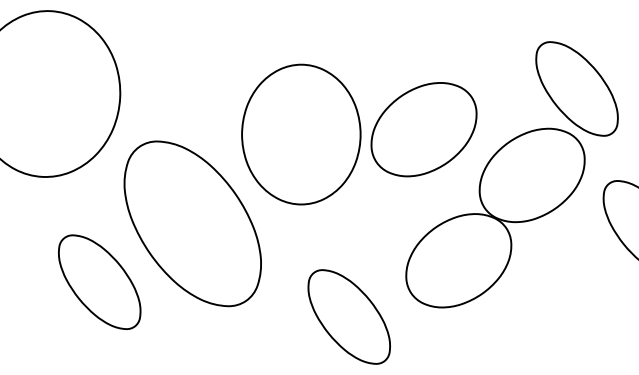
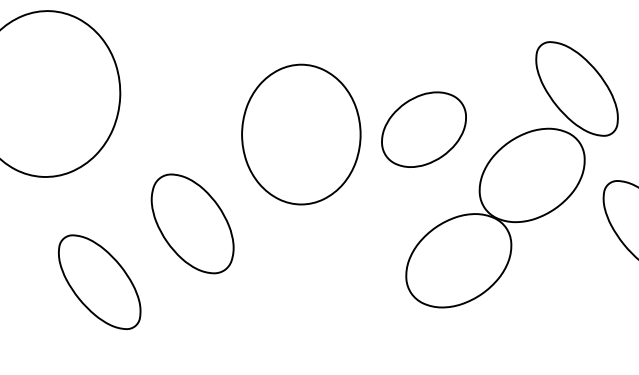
part size: 108x96 px -> 86x77 px (423, 129)
part size: 139x168 px -> 85x102 px (192, 223)
part: present -> none (348, 316)
